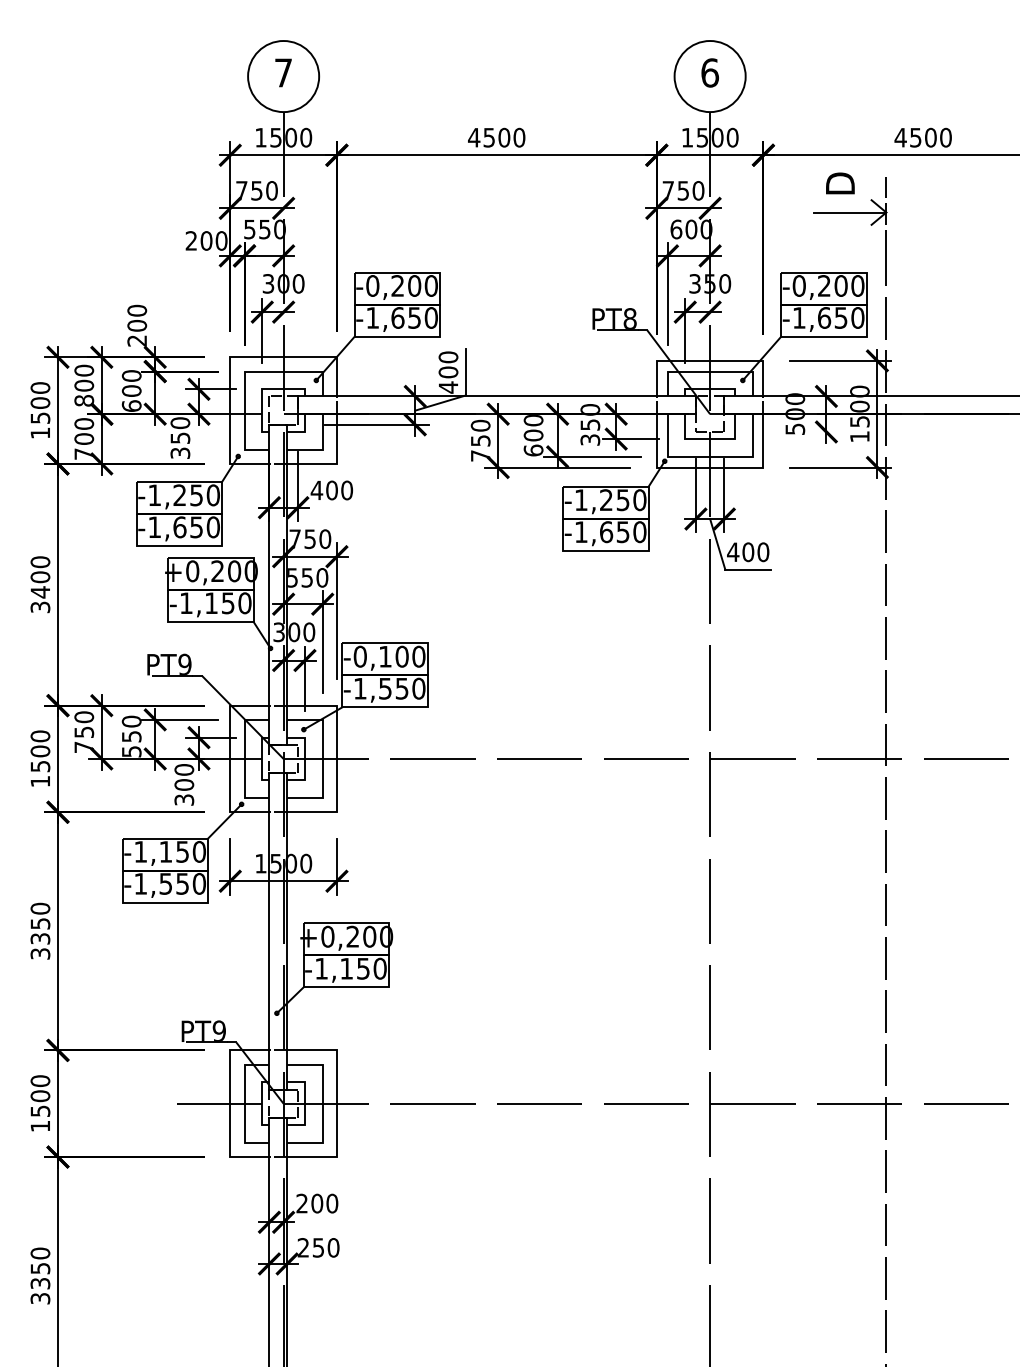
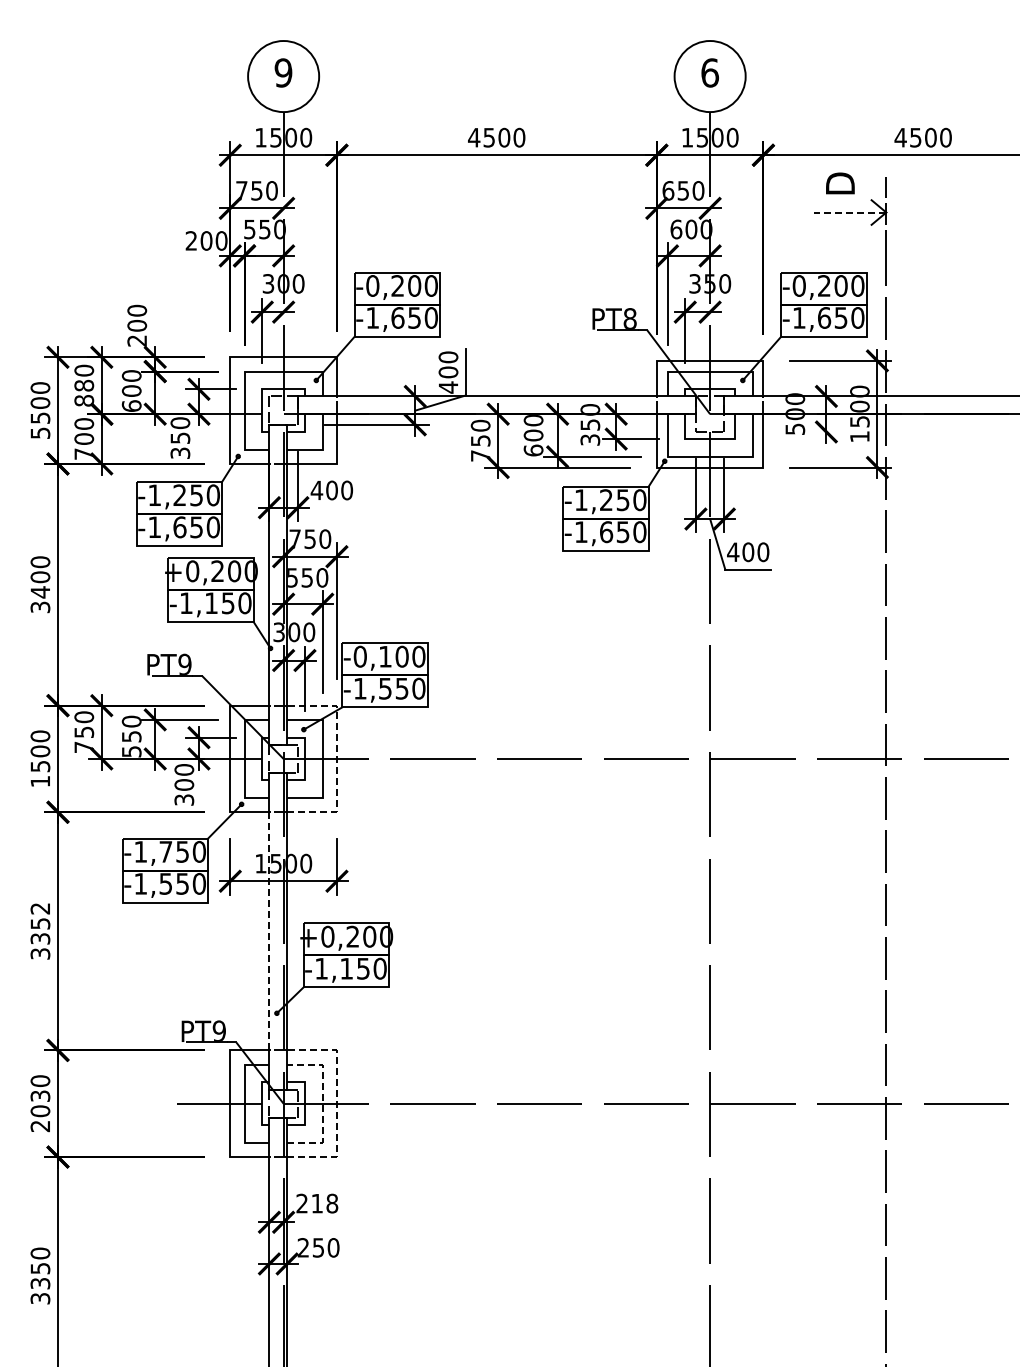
text: 7 -> 9 (283, 72)
text: 750 -> 650 (668, 190)
line: solid -> dashed (850, 212)
text: 800 -> 880 (83, 385)
text: 1500 -> 5500 (40, 432)
line: solid -> dashed (336, 758)
text: -1,150 -> -1,750 (165, 851)
text: 3350 -> 3352 (40, 908)
line: solid -> dashed (269, 930)
line: solid -> dashed (322, 1103)
line: solid -> dashed (336, 1103)
text: 1500 -> 2030 (40, 1111)
text: 200 -> 218 (324, 1203)
